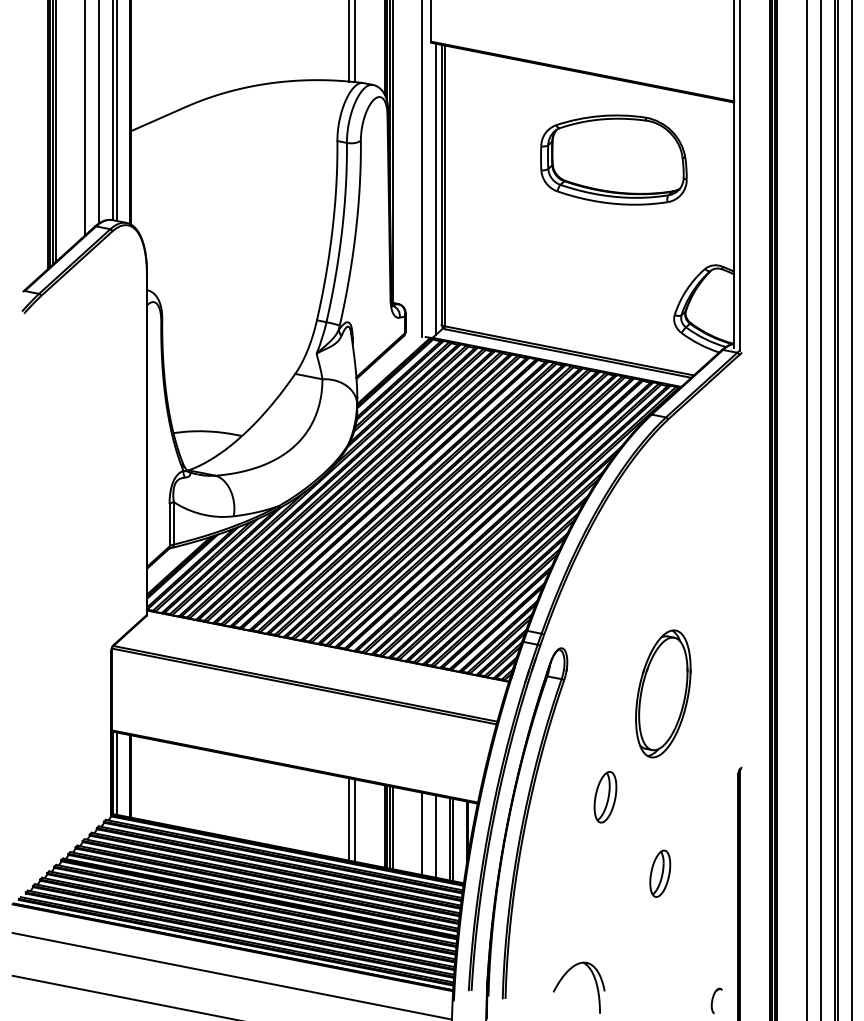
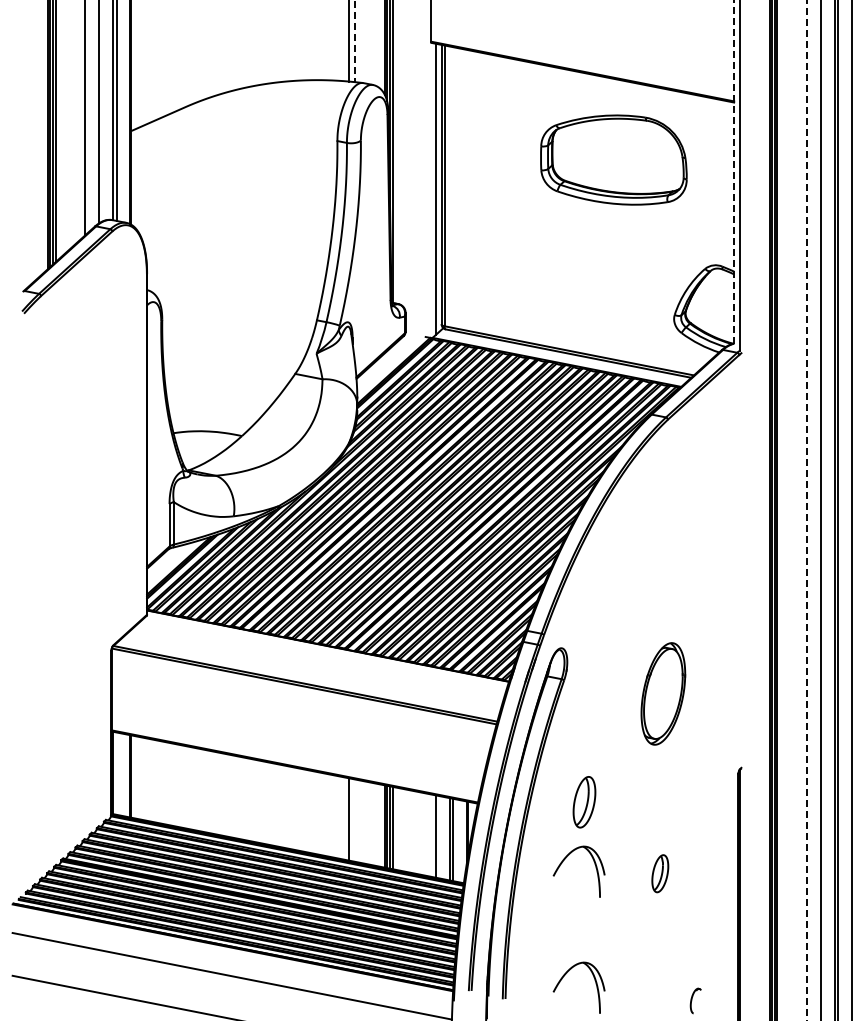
line: solid -> dashed (355, 41)
line: present -> none (421, 169)
line: solid -> dashed (734, 174)
line: solid -> dashed (806, 510)
part size: 57x130 px -> 47x104 px (663, 693)
line: present -> none (116, 773)
part position: (605, 797) -> (584, 802) (584, 802)
line: present -> none (355, 820)
line: present -> none (421, 833)
part: none -> present (595, 868)
part size: 23x49 px -> 19x40 px (660, 873)
part position: (716, 1000) -> (695, 1000) (695, 1000)
